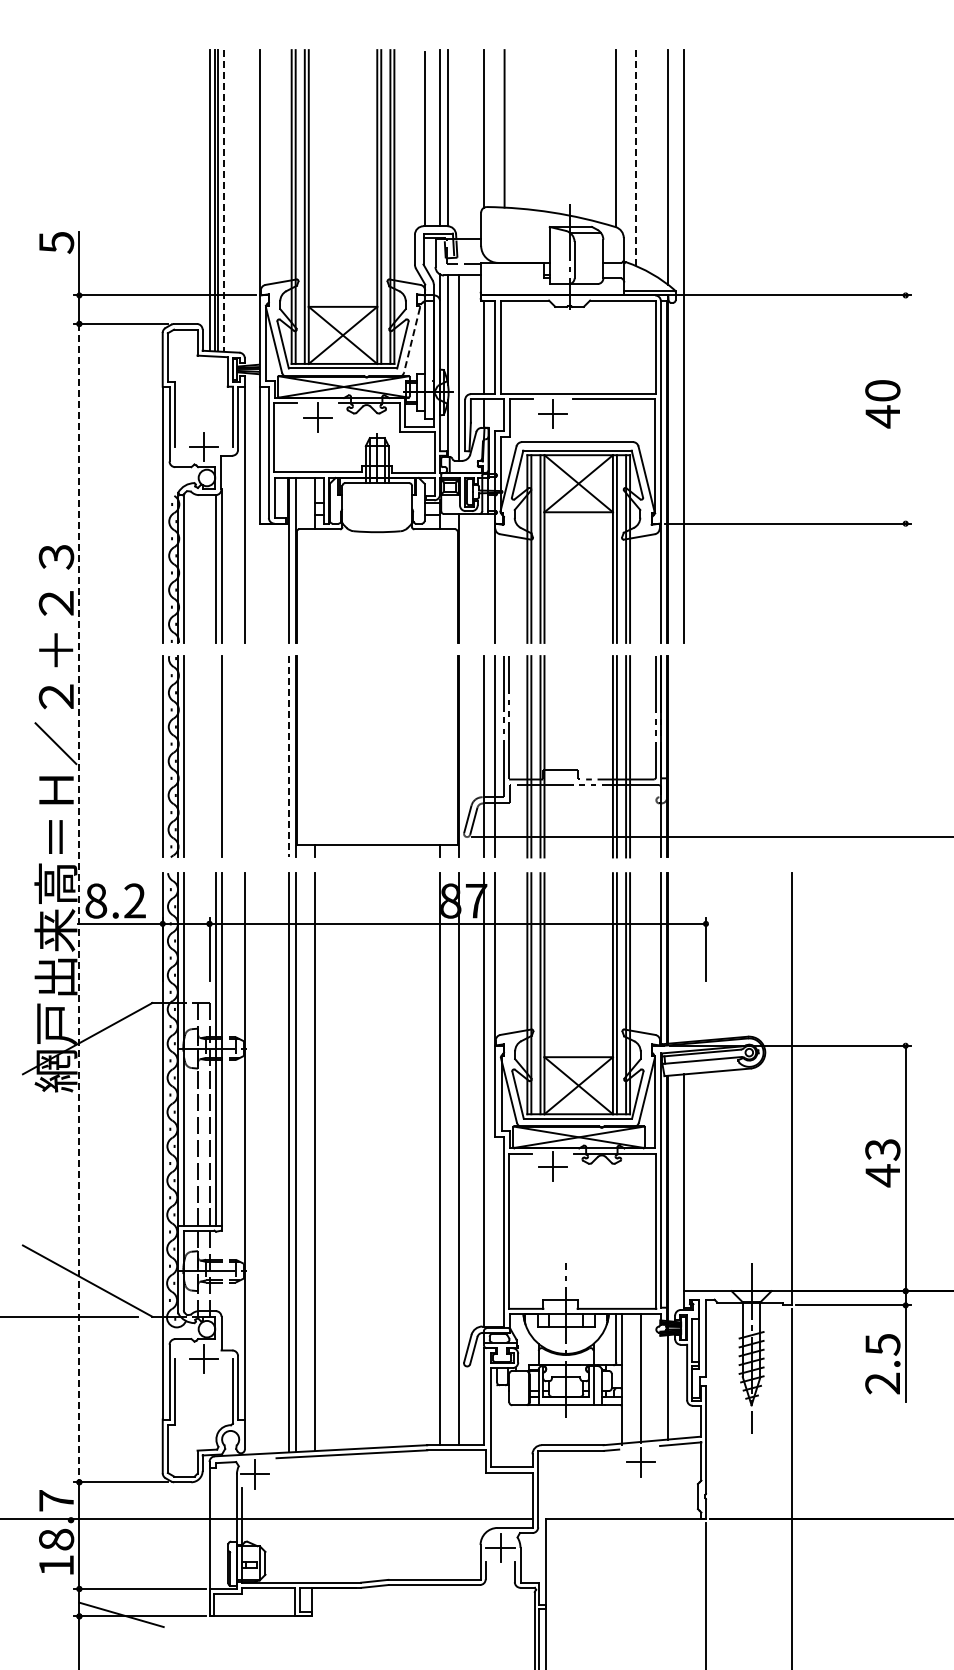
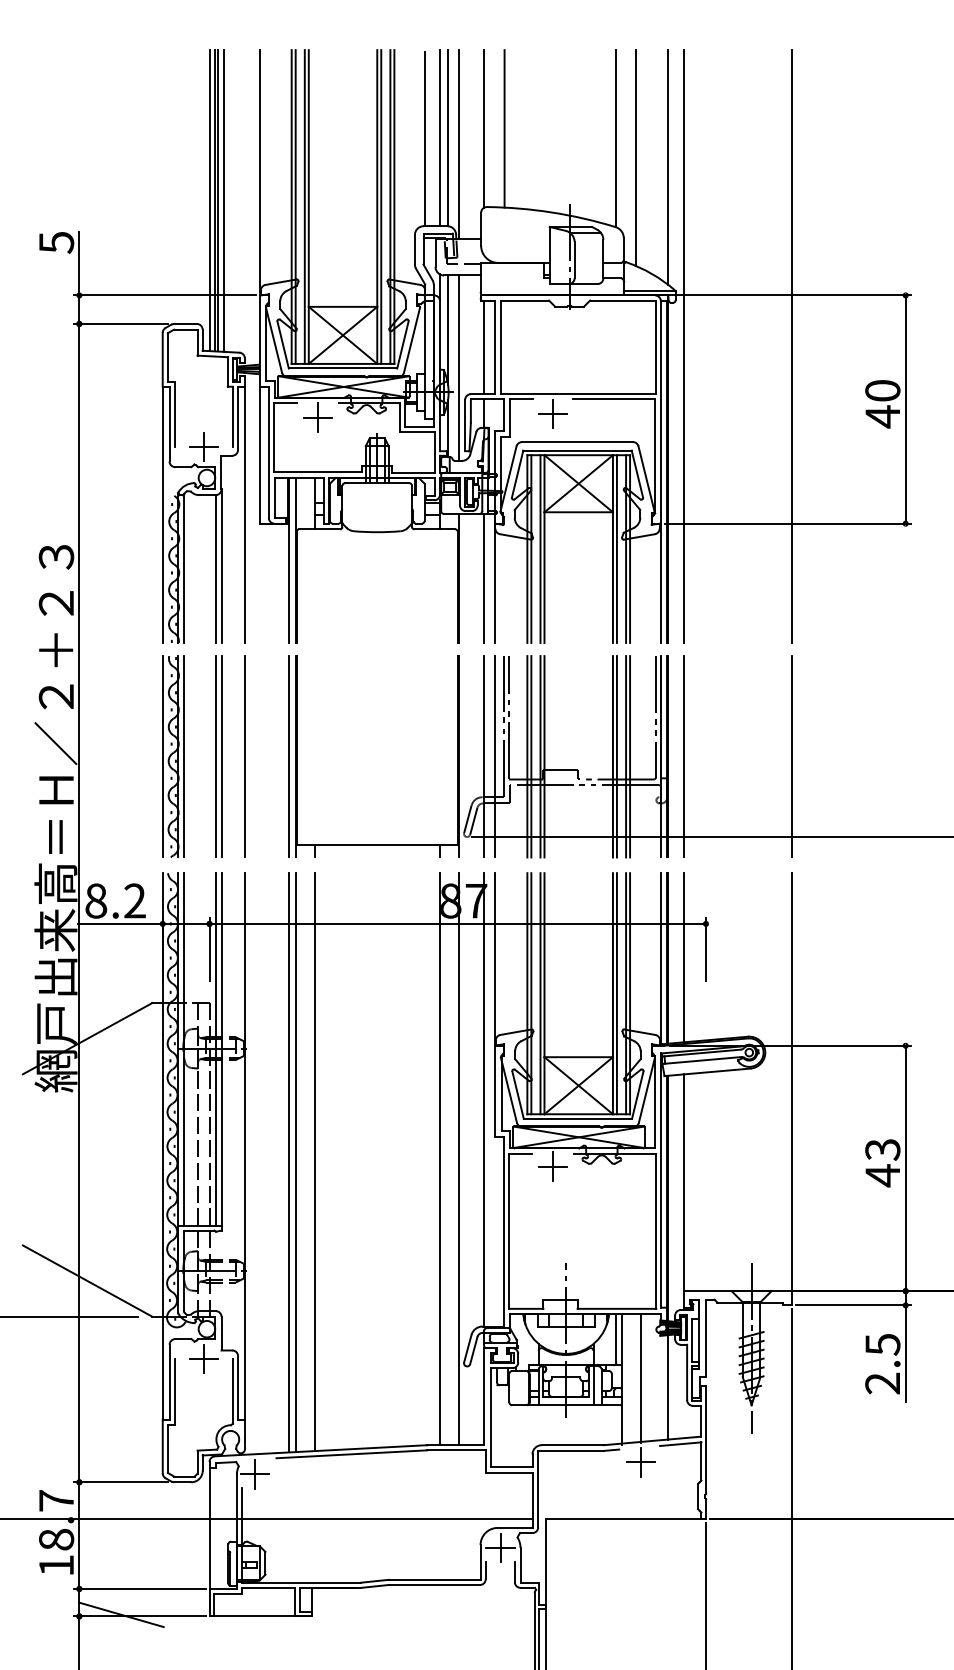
line: none -> present (459, 144)
line: dashed -> solid (636, 158)
line: dashed -> solid (223, 200)
line: dashed -> solid (411, 340)
line: none -> present (791, 346)
line: none -> present (905, 409)
line: none -> present (484, 577)
line: none -> present (215, 756)
line: none -> present (244, 756)
line: dashed -> solid (288, 756)
line: none -> present (684, 756)
line: none -> present (791, 756)
line: dashed -> solid (79, 903)
line: none -> present (684, 957)
